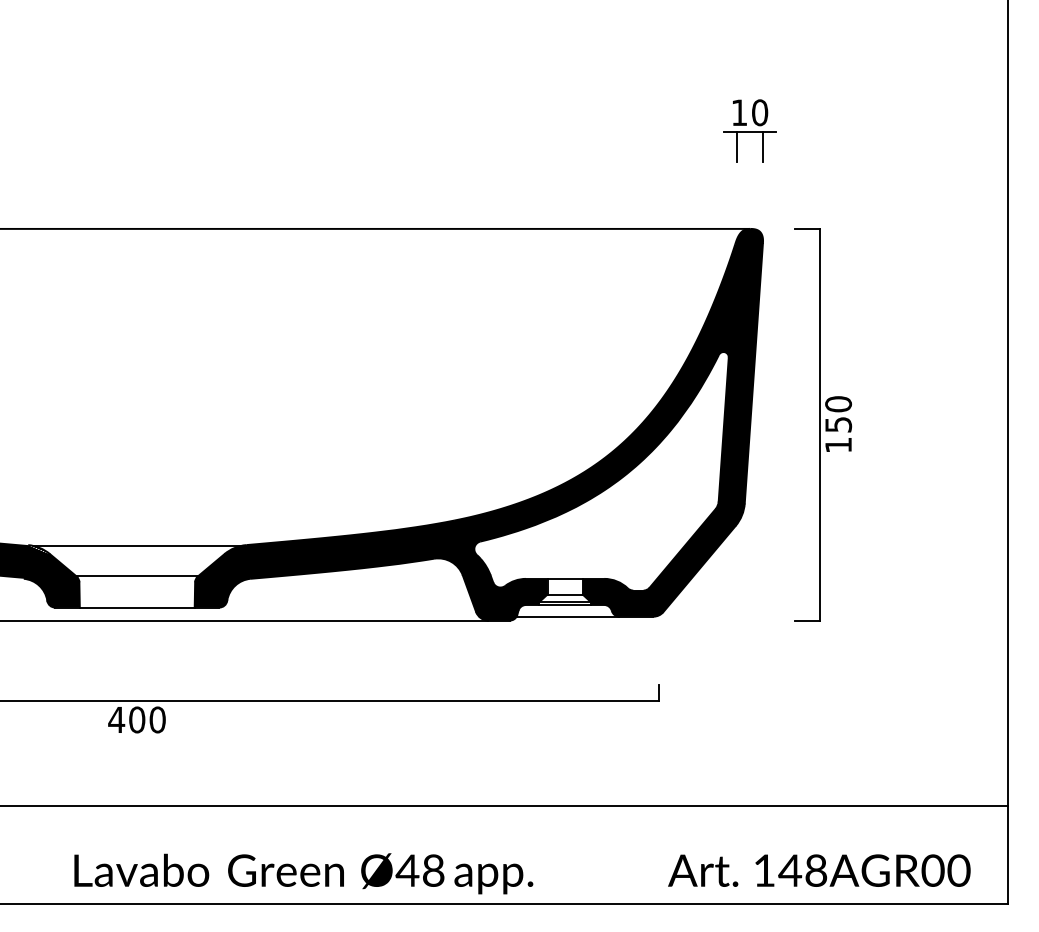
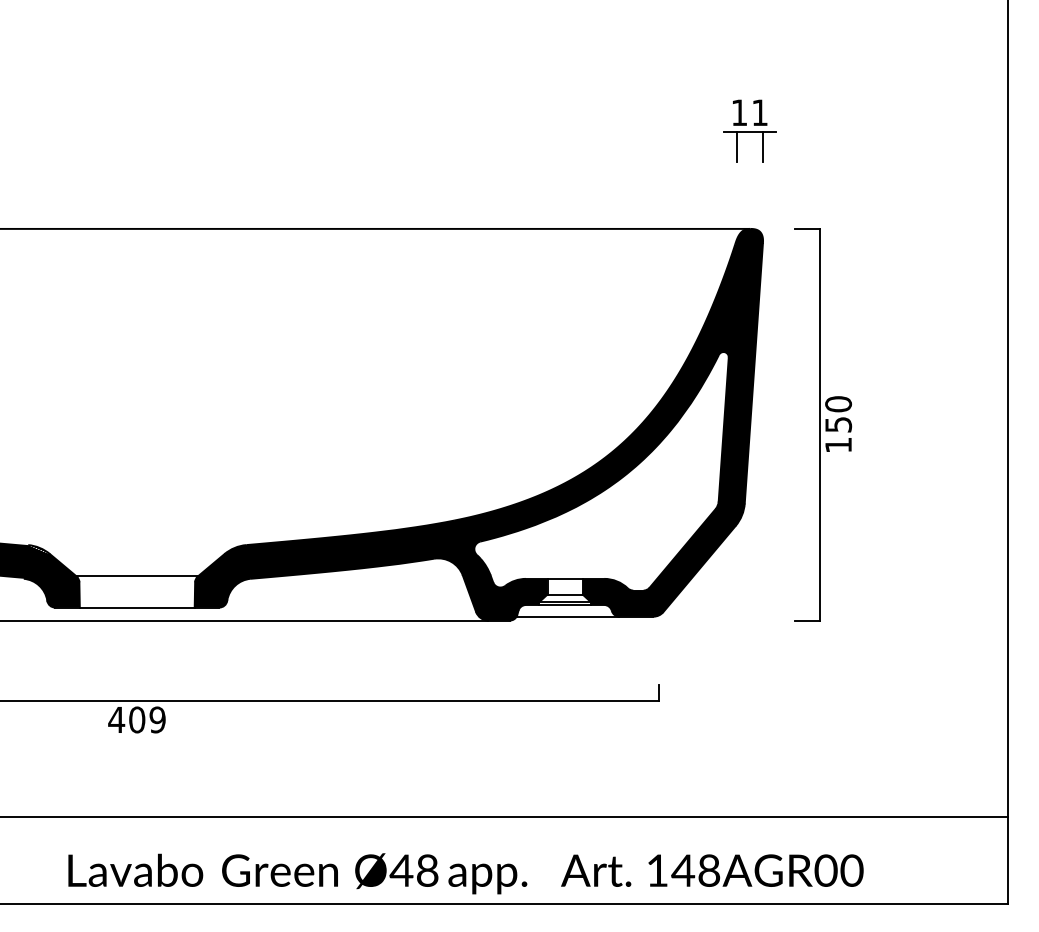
text: 10 -> 11 (760, 112)
line: present -> none (137, 546)
text: 400 -> 409 (157, 719)
line position: (504, 806) -> (504, 817) (504, 817)
text position: (819, 870) -> (712, 870) (712, 870)
text position: (303, 873) -> (297, 873) (297, 873)
